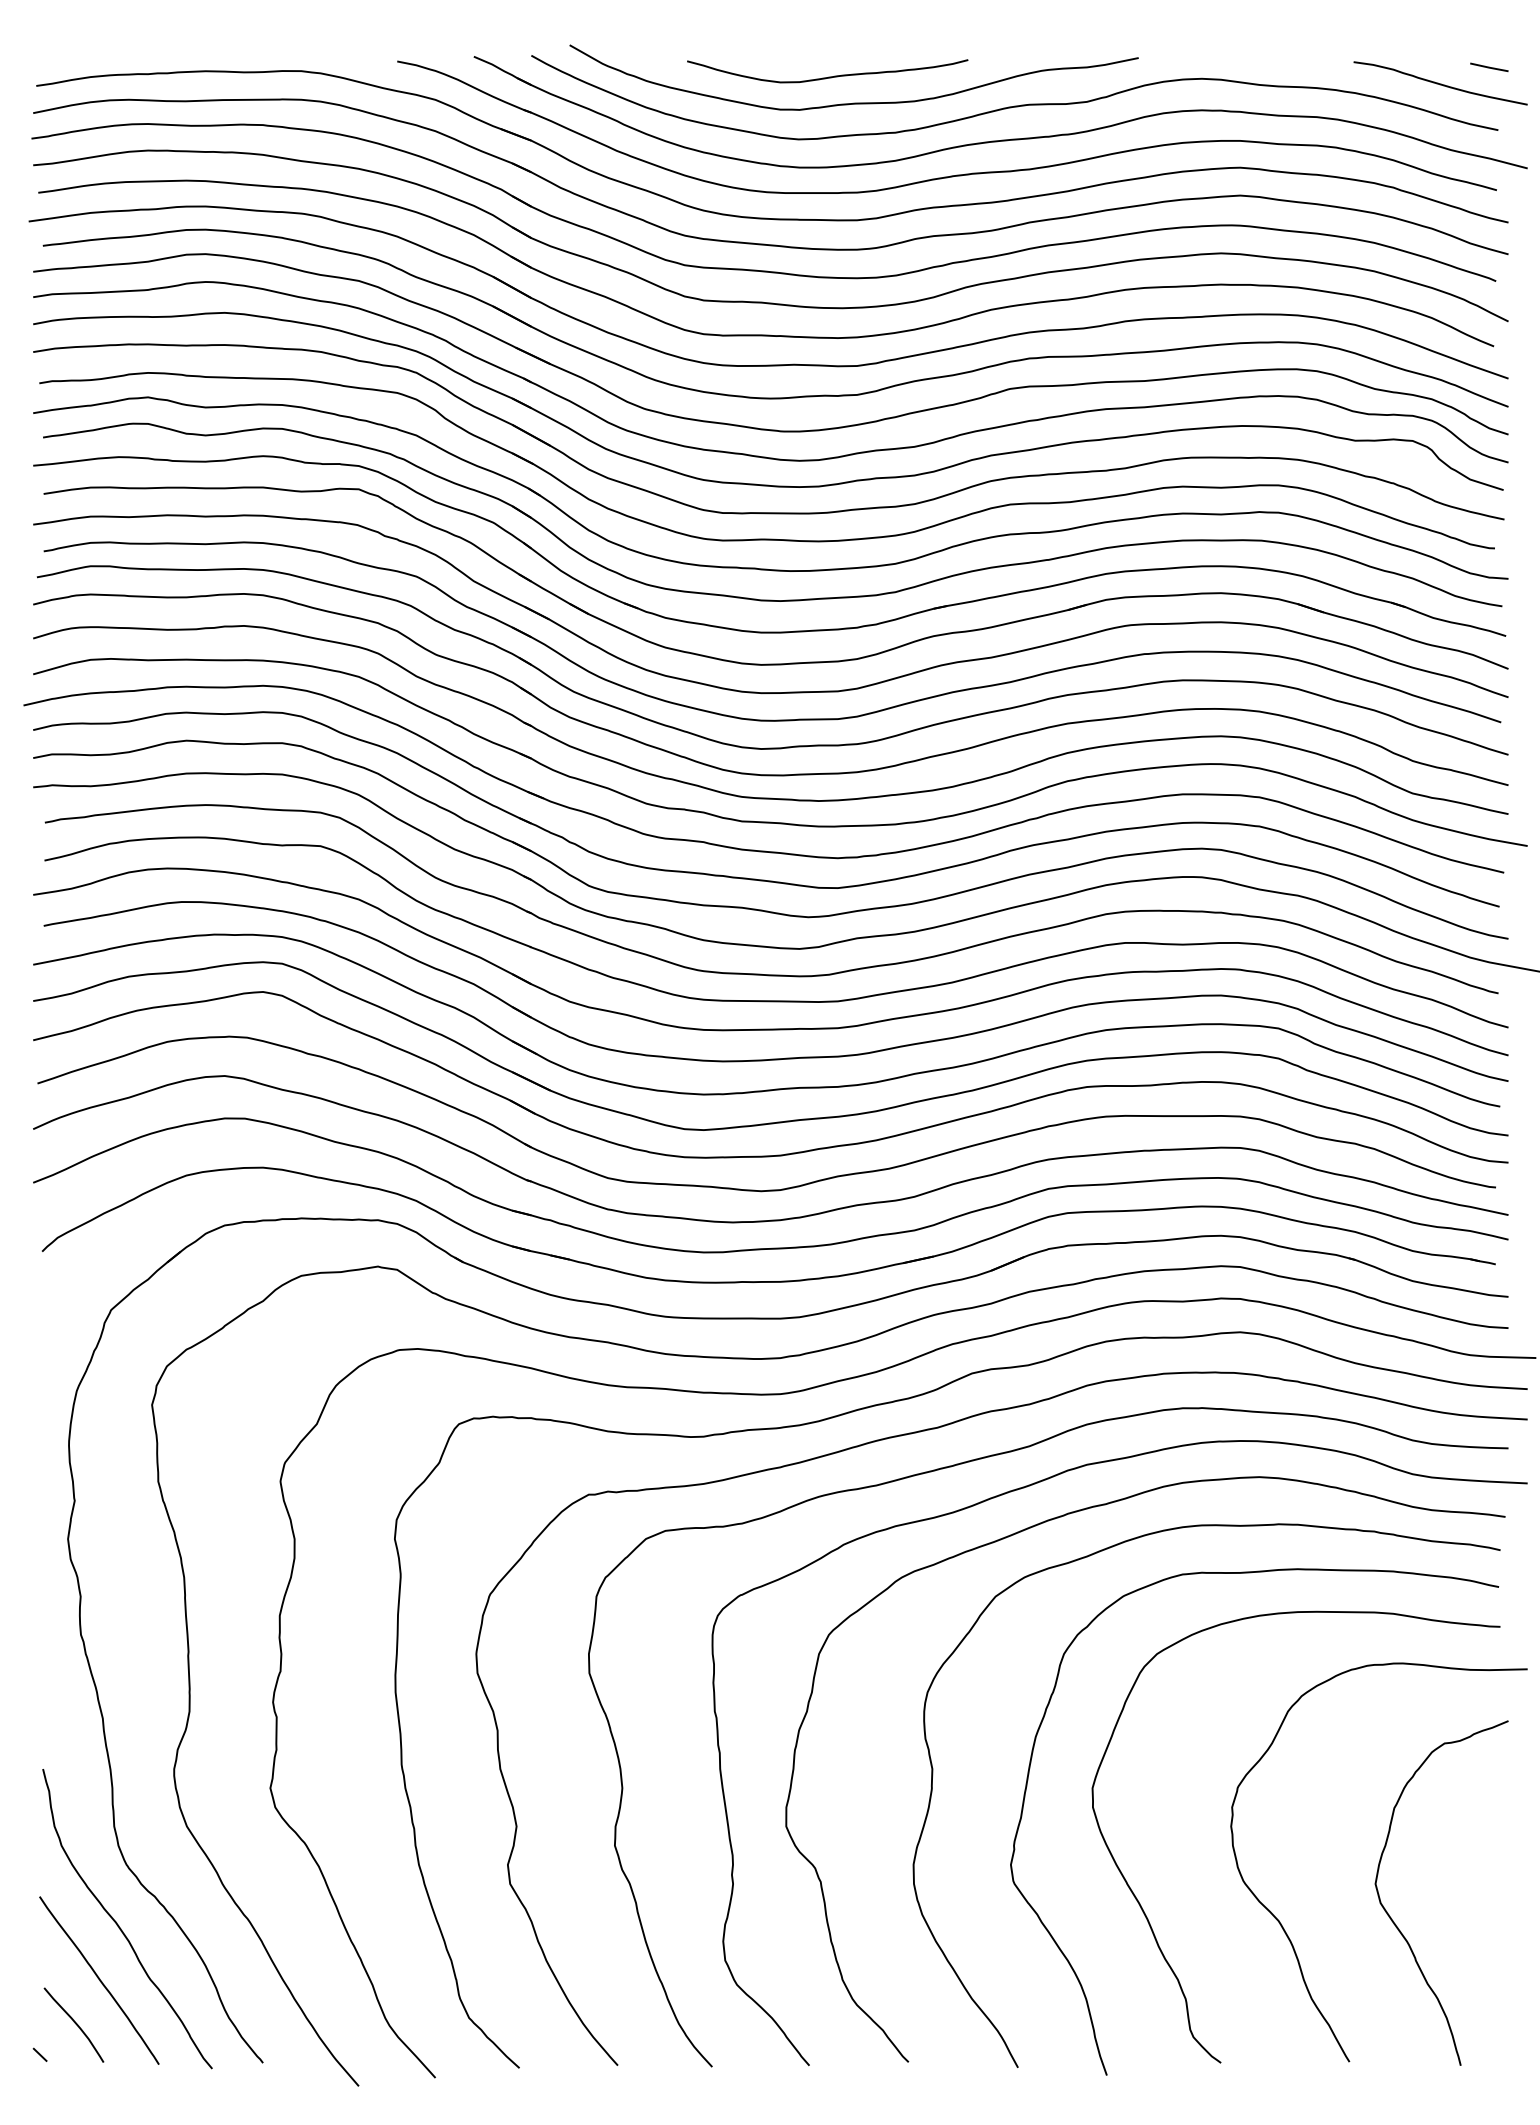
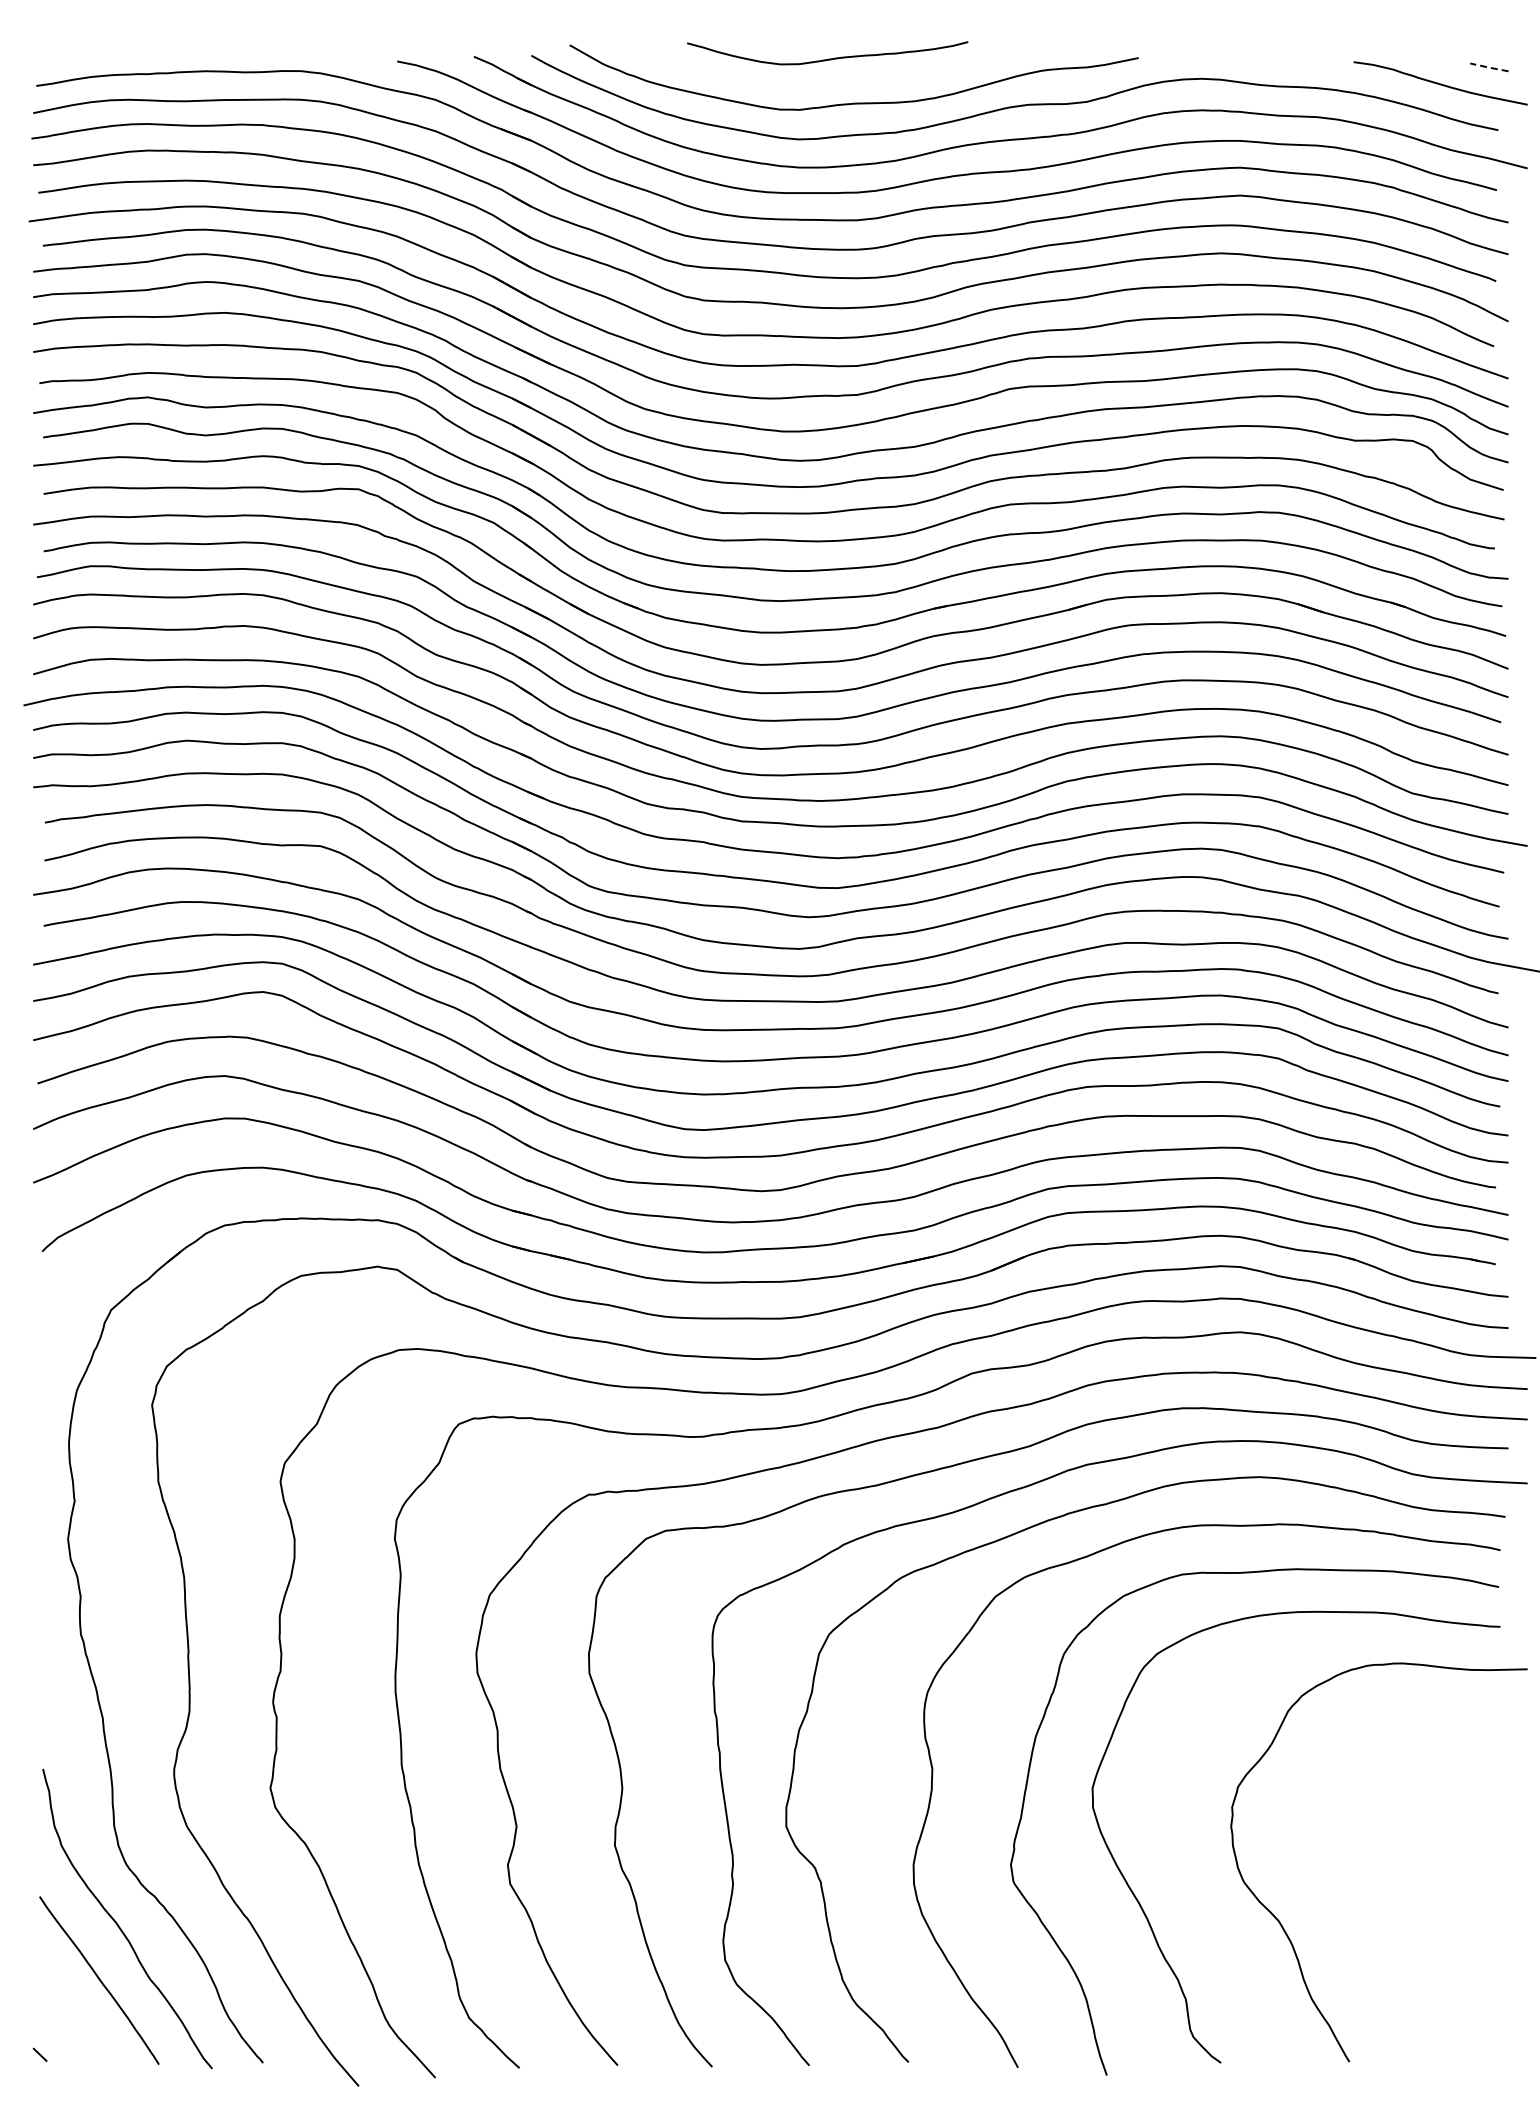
line: solid -> dashed (1489, 67)
curve position: (828, 76) -> (828, 58) (828, 58)
curve: present -> none (1396, 1924)
curve: present -> none (74, 2023)
